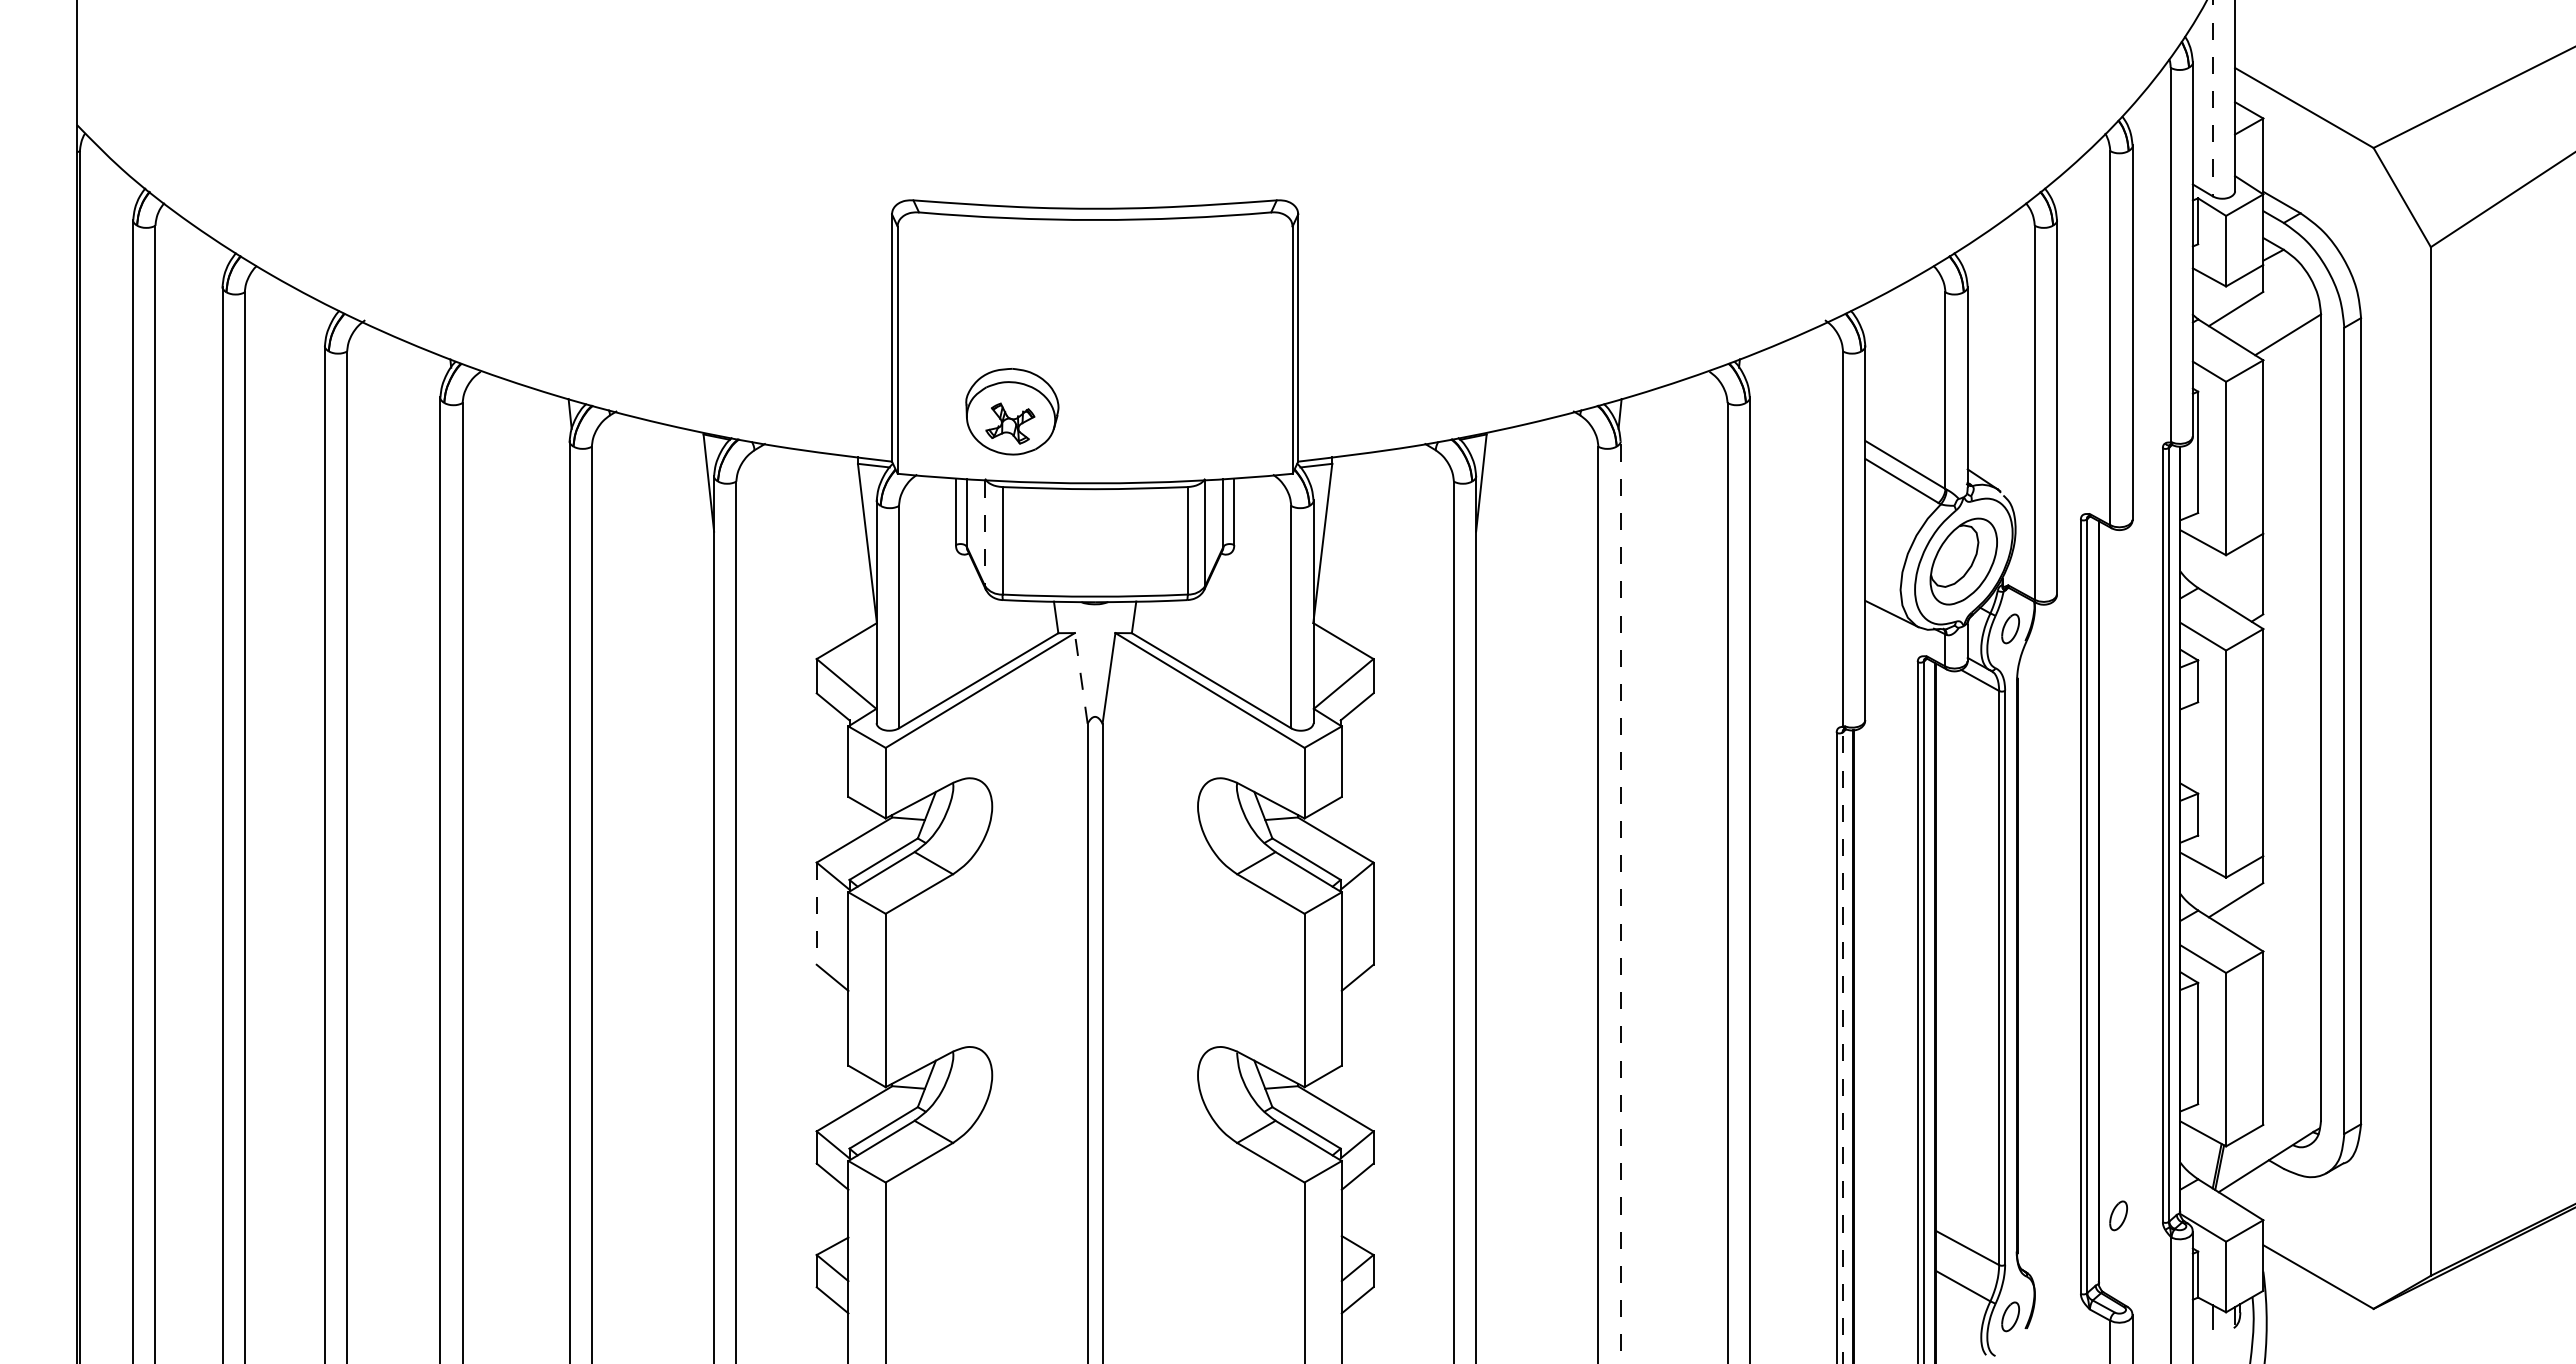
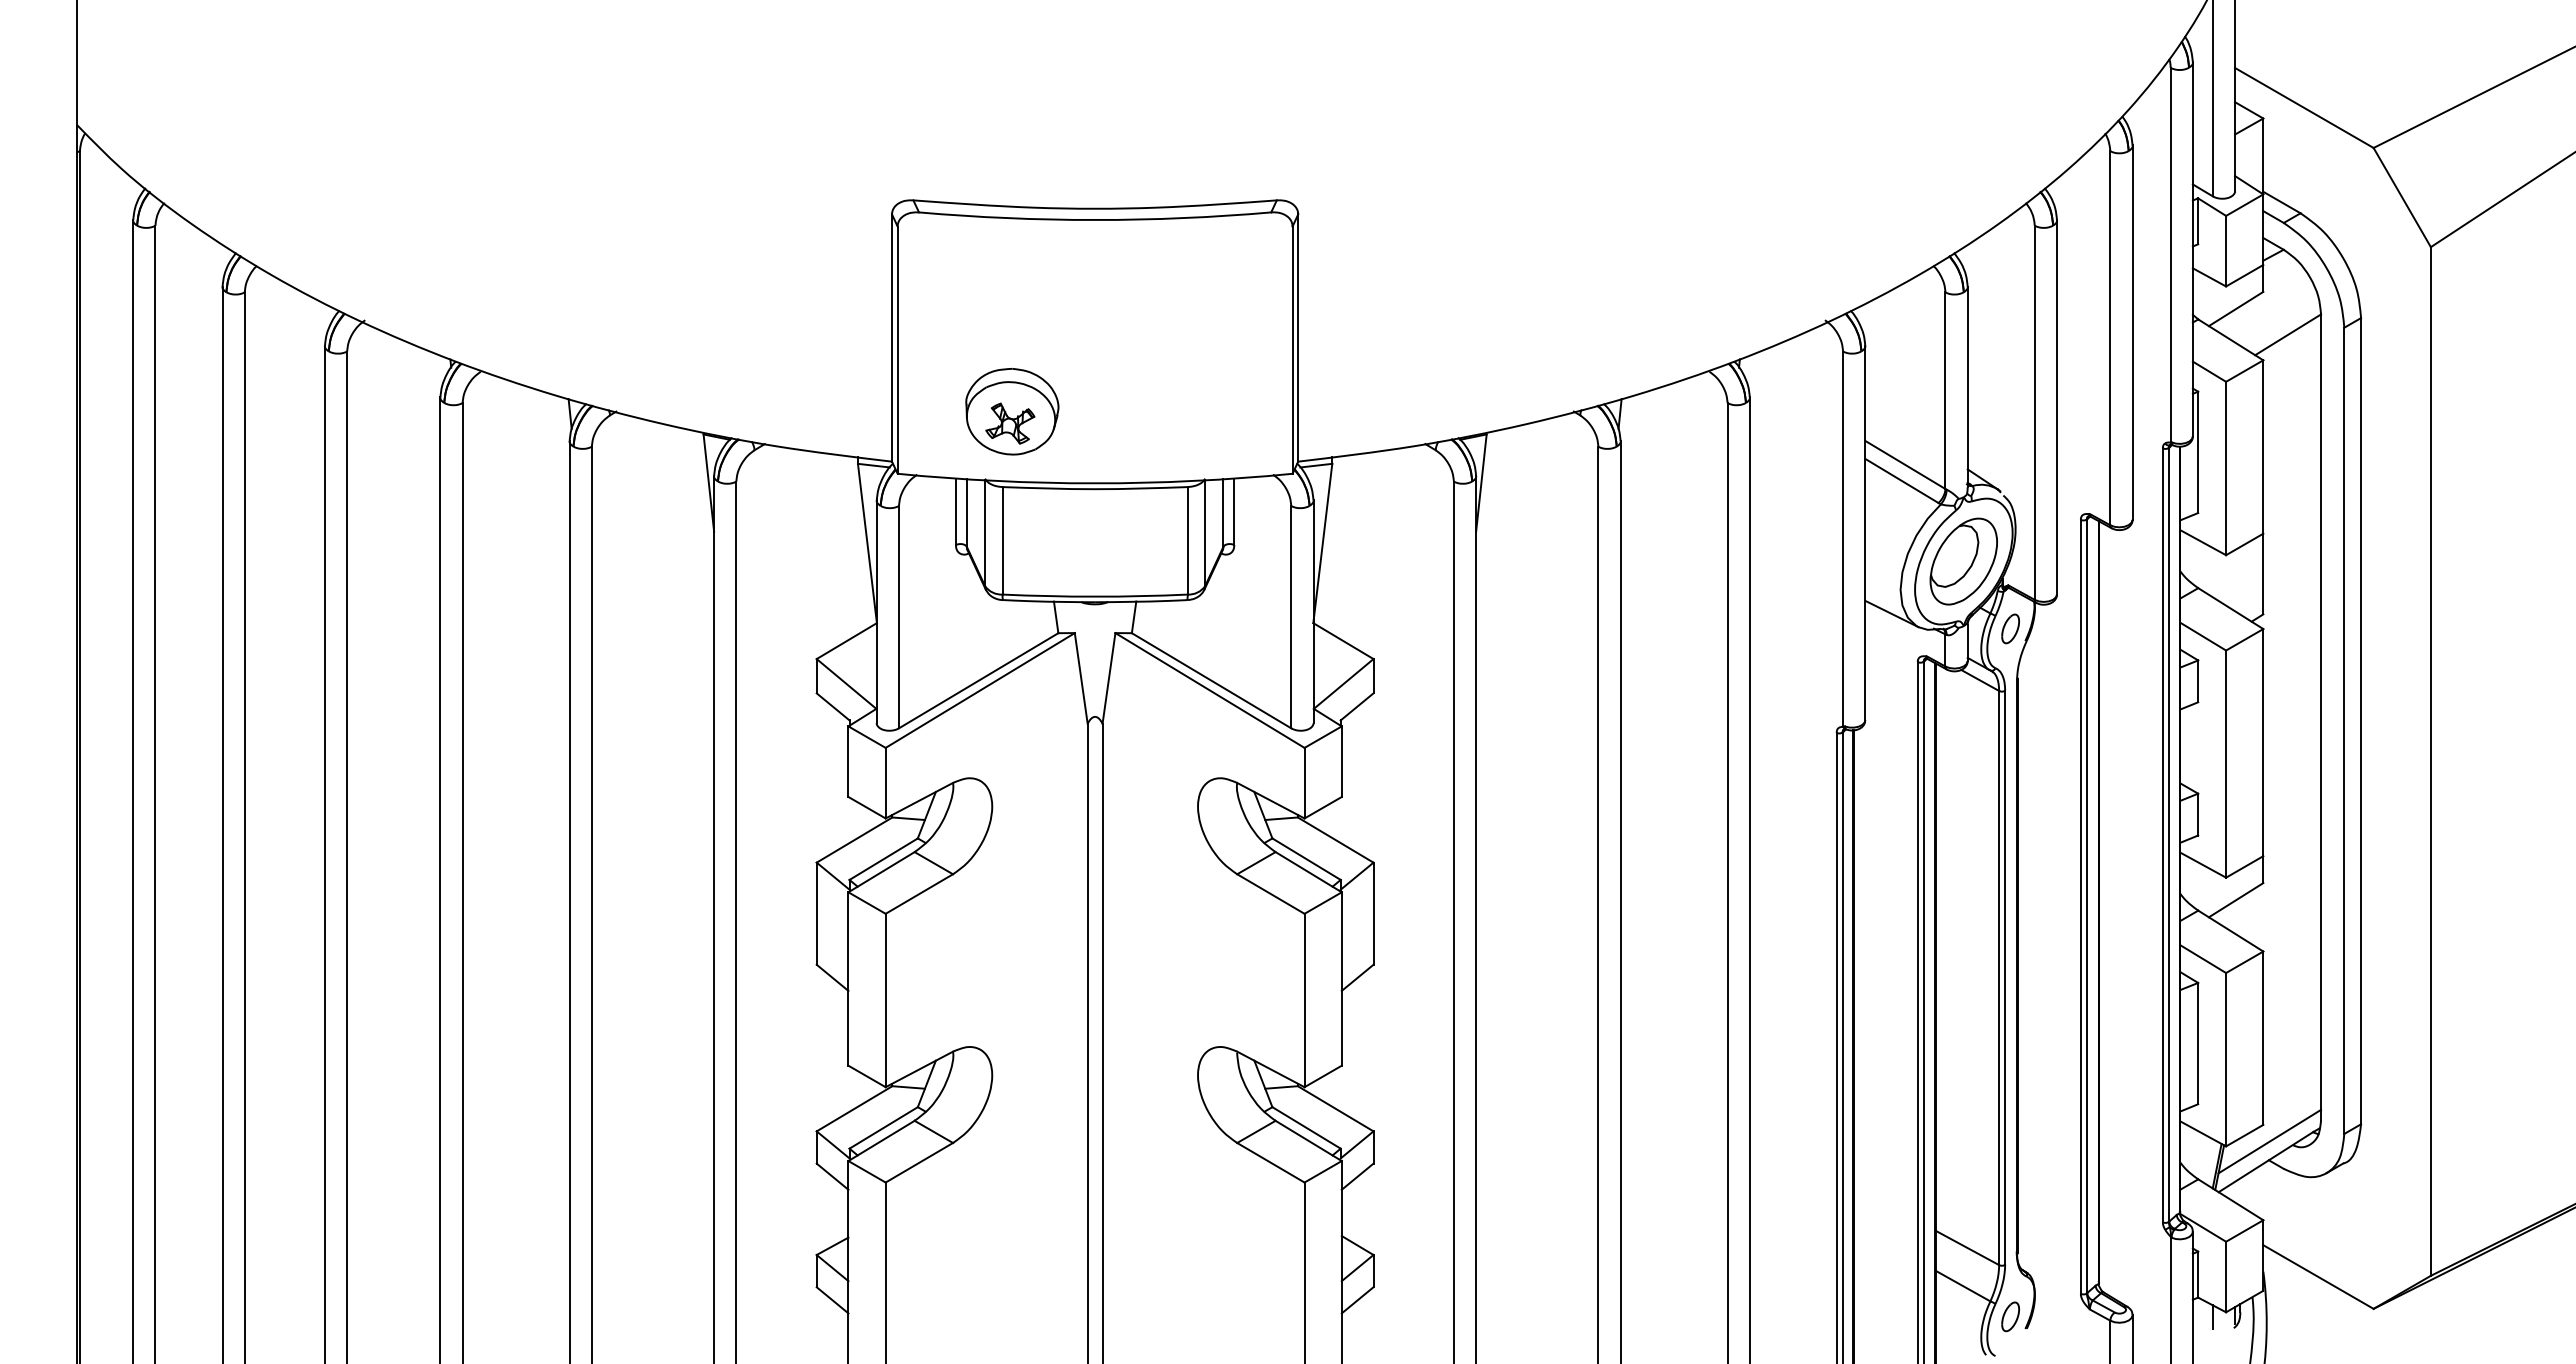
line: dashed -> solid (2212, 98)
line: dashed -> solid (985, 533)
line: dashed -> solid (1081, 678)
line: dashed -> solid (1620, 901)
line: dashed -> solid (816, 914)
line: dashed -> solid (1842, 1047)
line: none -> present (2269, 1141)
part: present -> none (2118, 1215)
